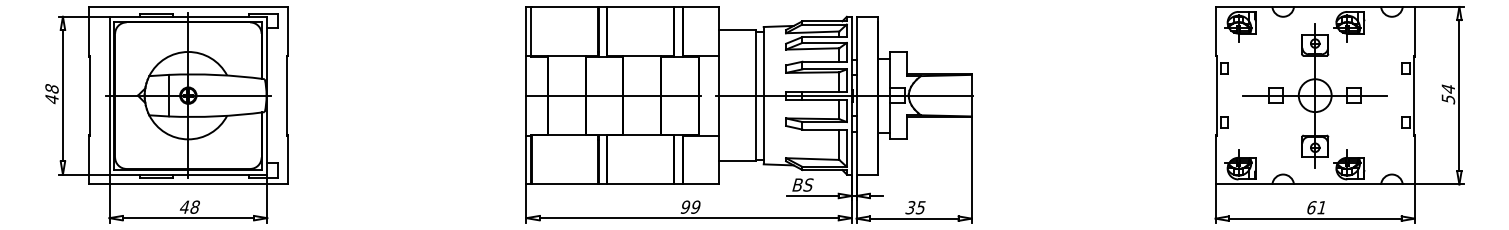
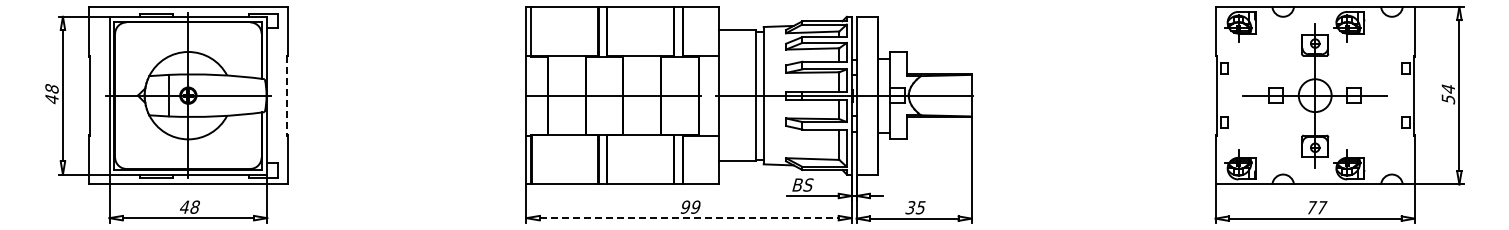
line: solid -> dashed (286, 95)
text: 61 -> 77 (1317, 207)
line: solid -> dashed (689, 218)
